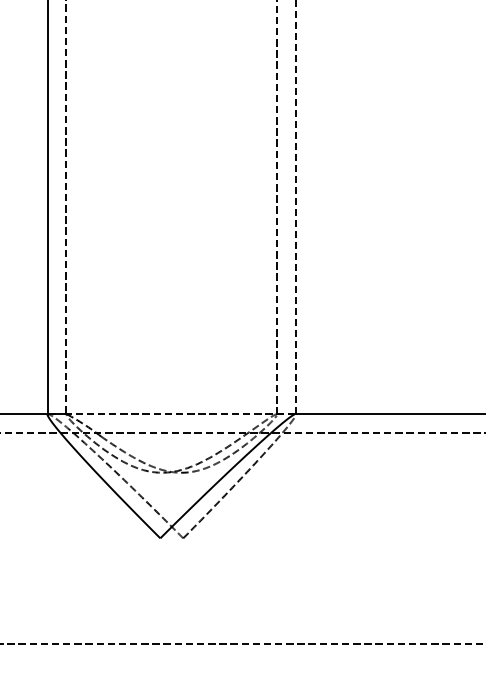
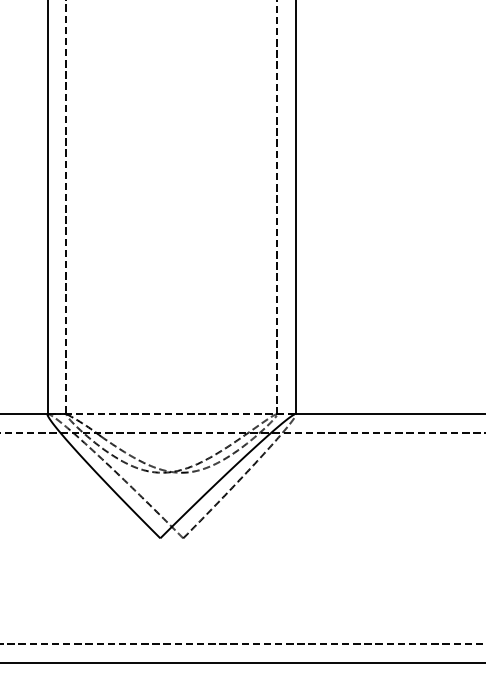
line: dashed -> solid (295, 207)
line: none -> present (242, 662)
